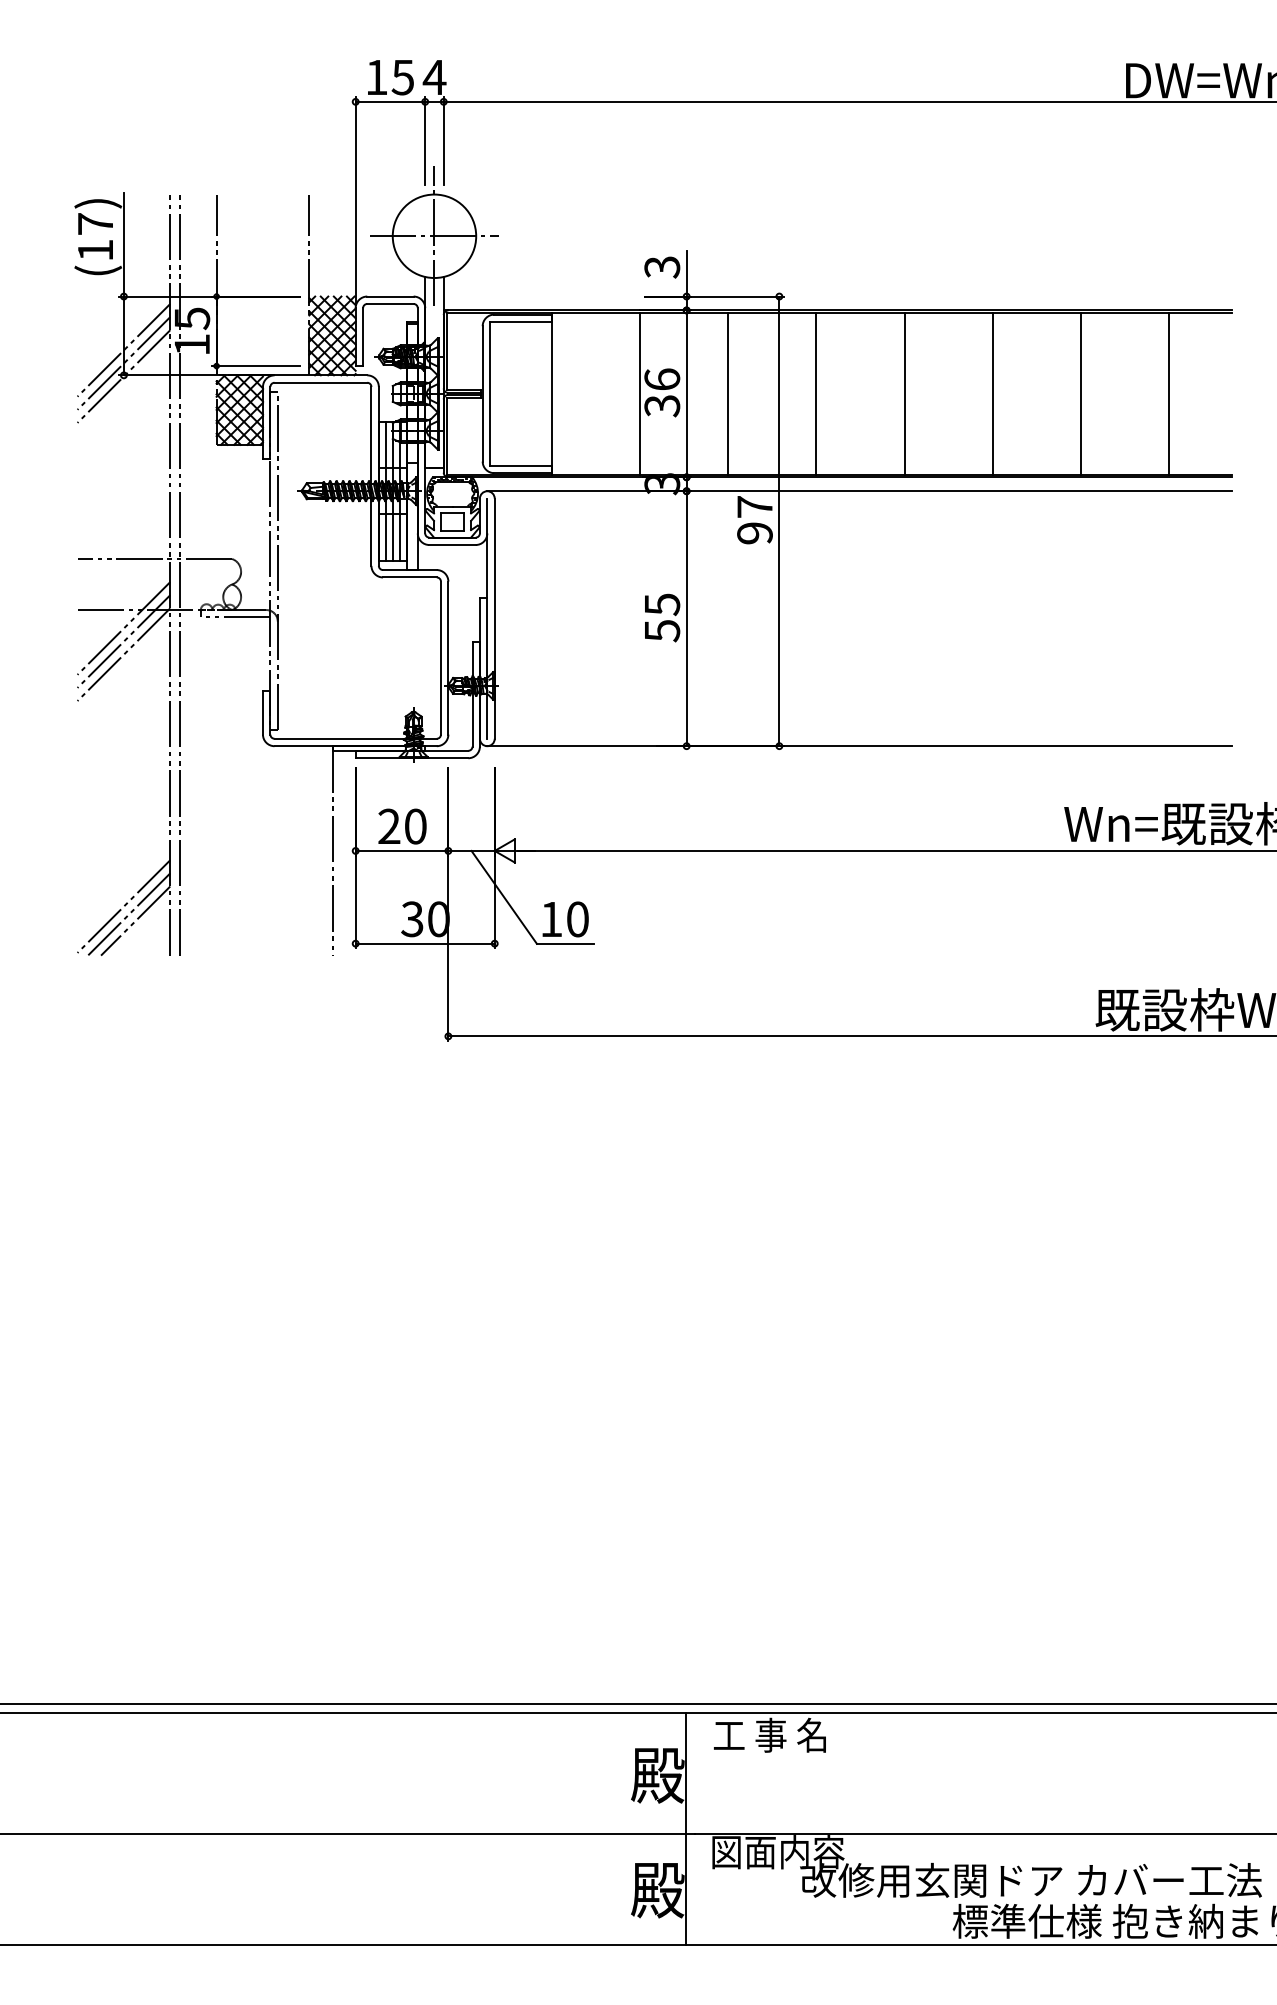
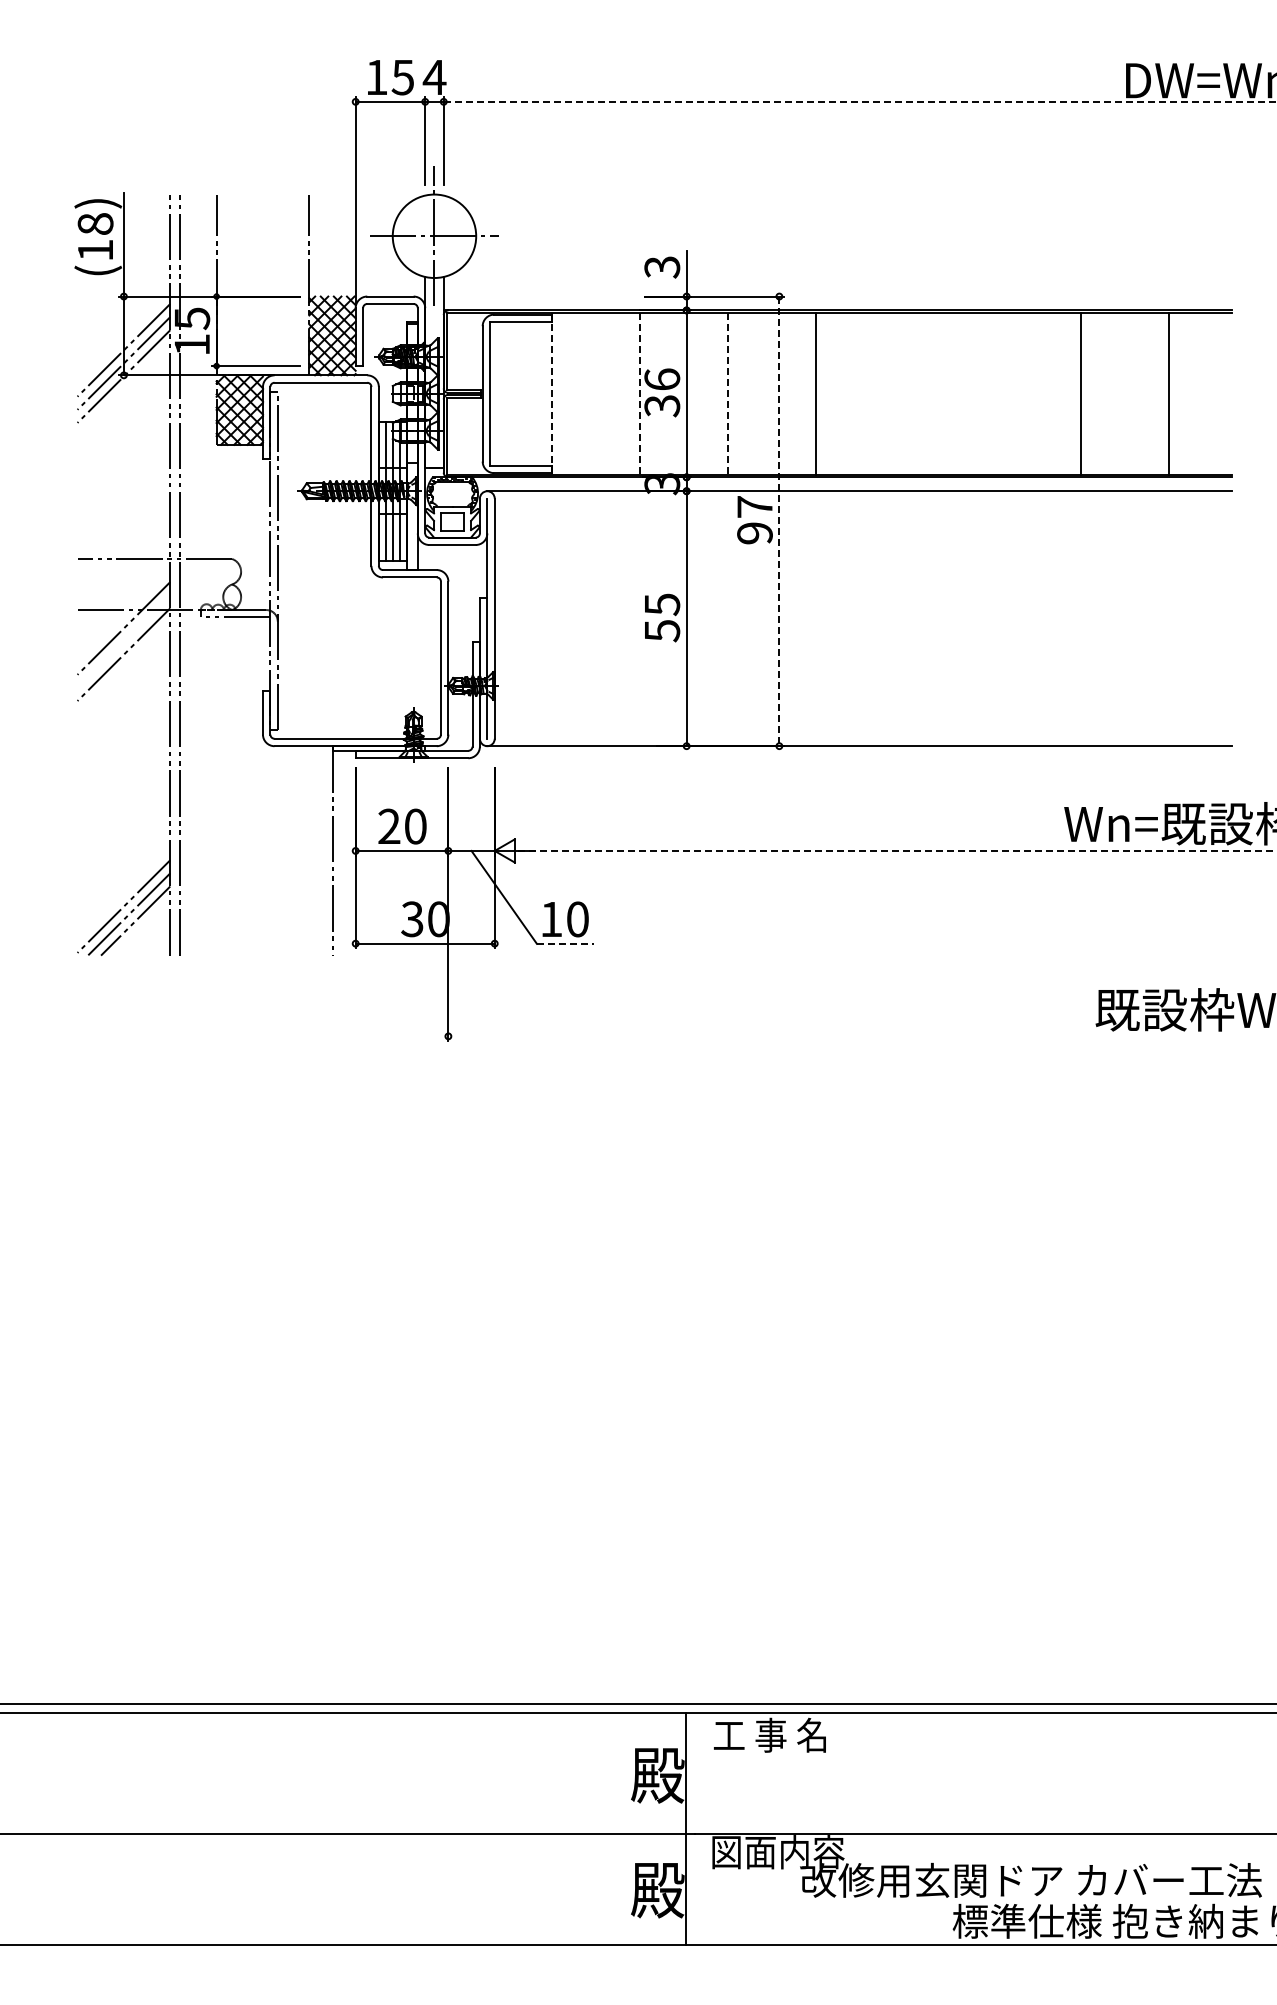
line: solid -> dashed (860, 101)
text: (17) -> (18) (95, 223)
line: solid -> dashed (552, 393)
line: solid -> dashed (640, 393)
line: solid -> dashed (728, 393)
line: present -> none (904, 393)
line: present -> none (992, 393)
line: solid -> dashed (779, 521)
line: present -> none (123, 641)
line: solid -> dashed (897, 850)
line: solid -> dashed (565, 943)
line: present -> none (860, 1036)
